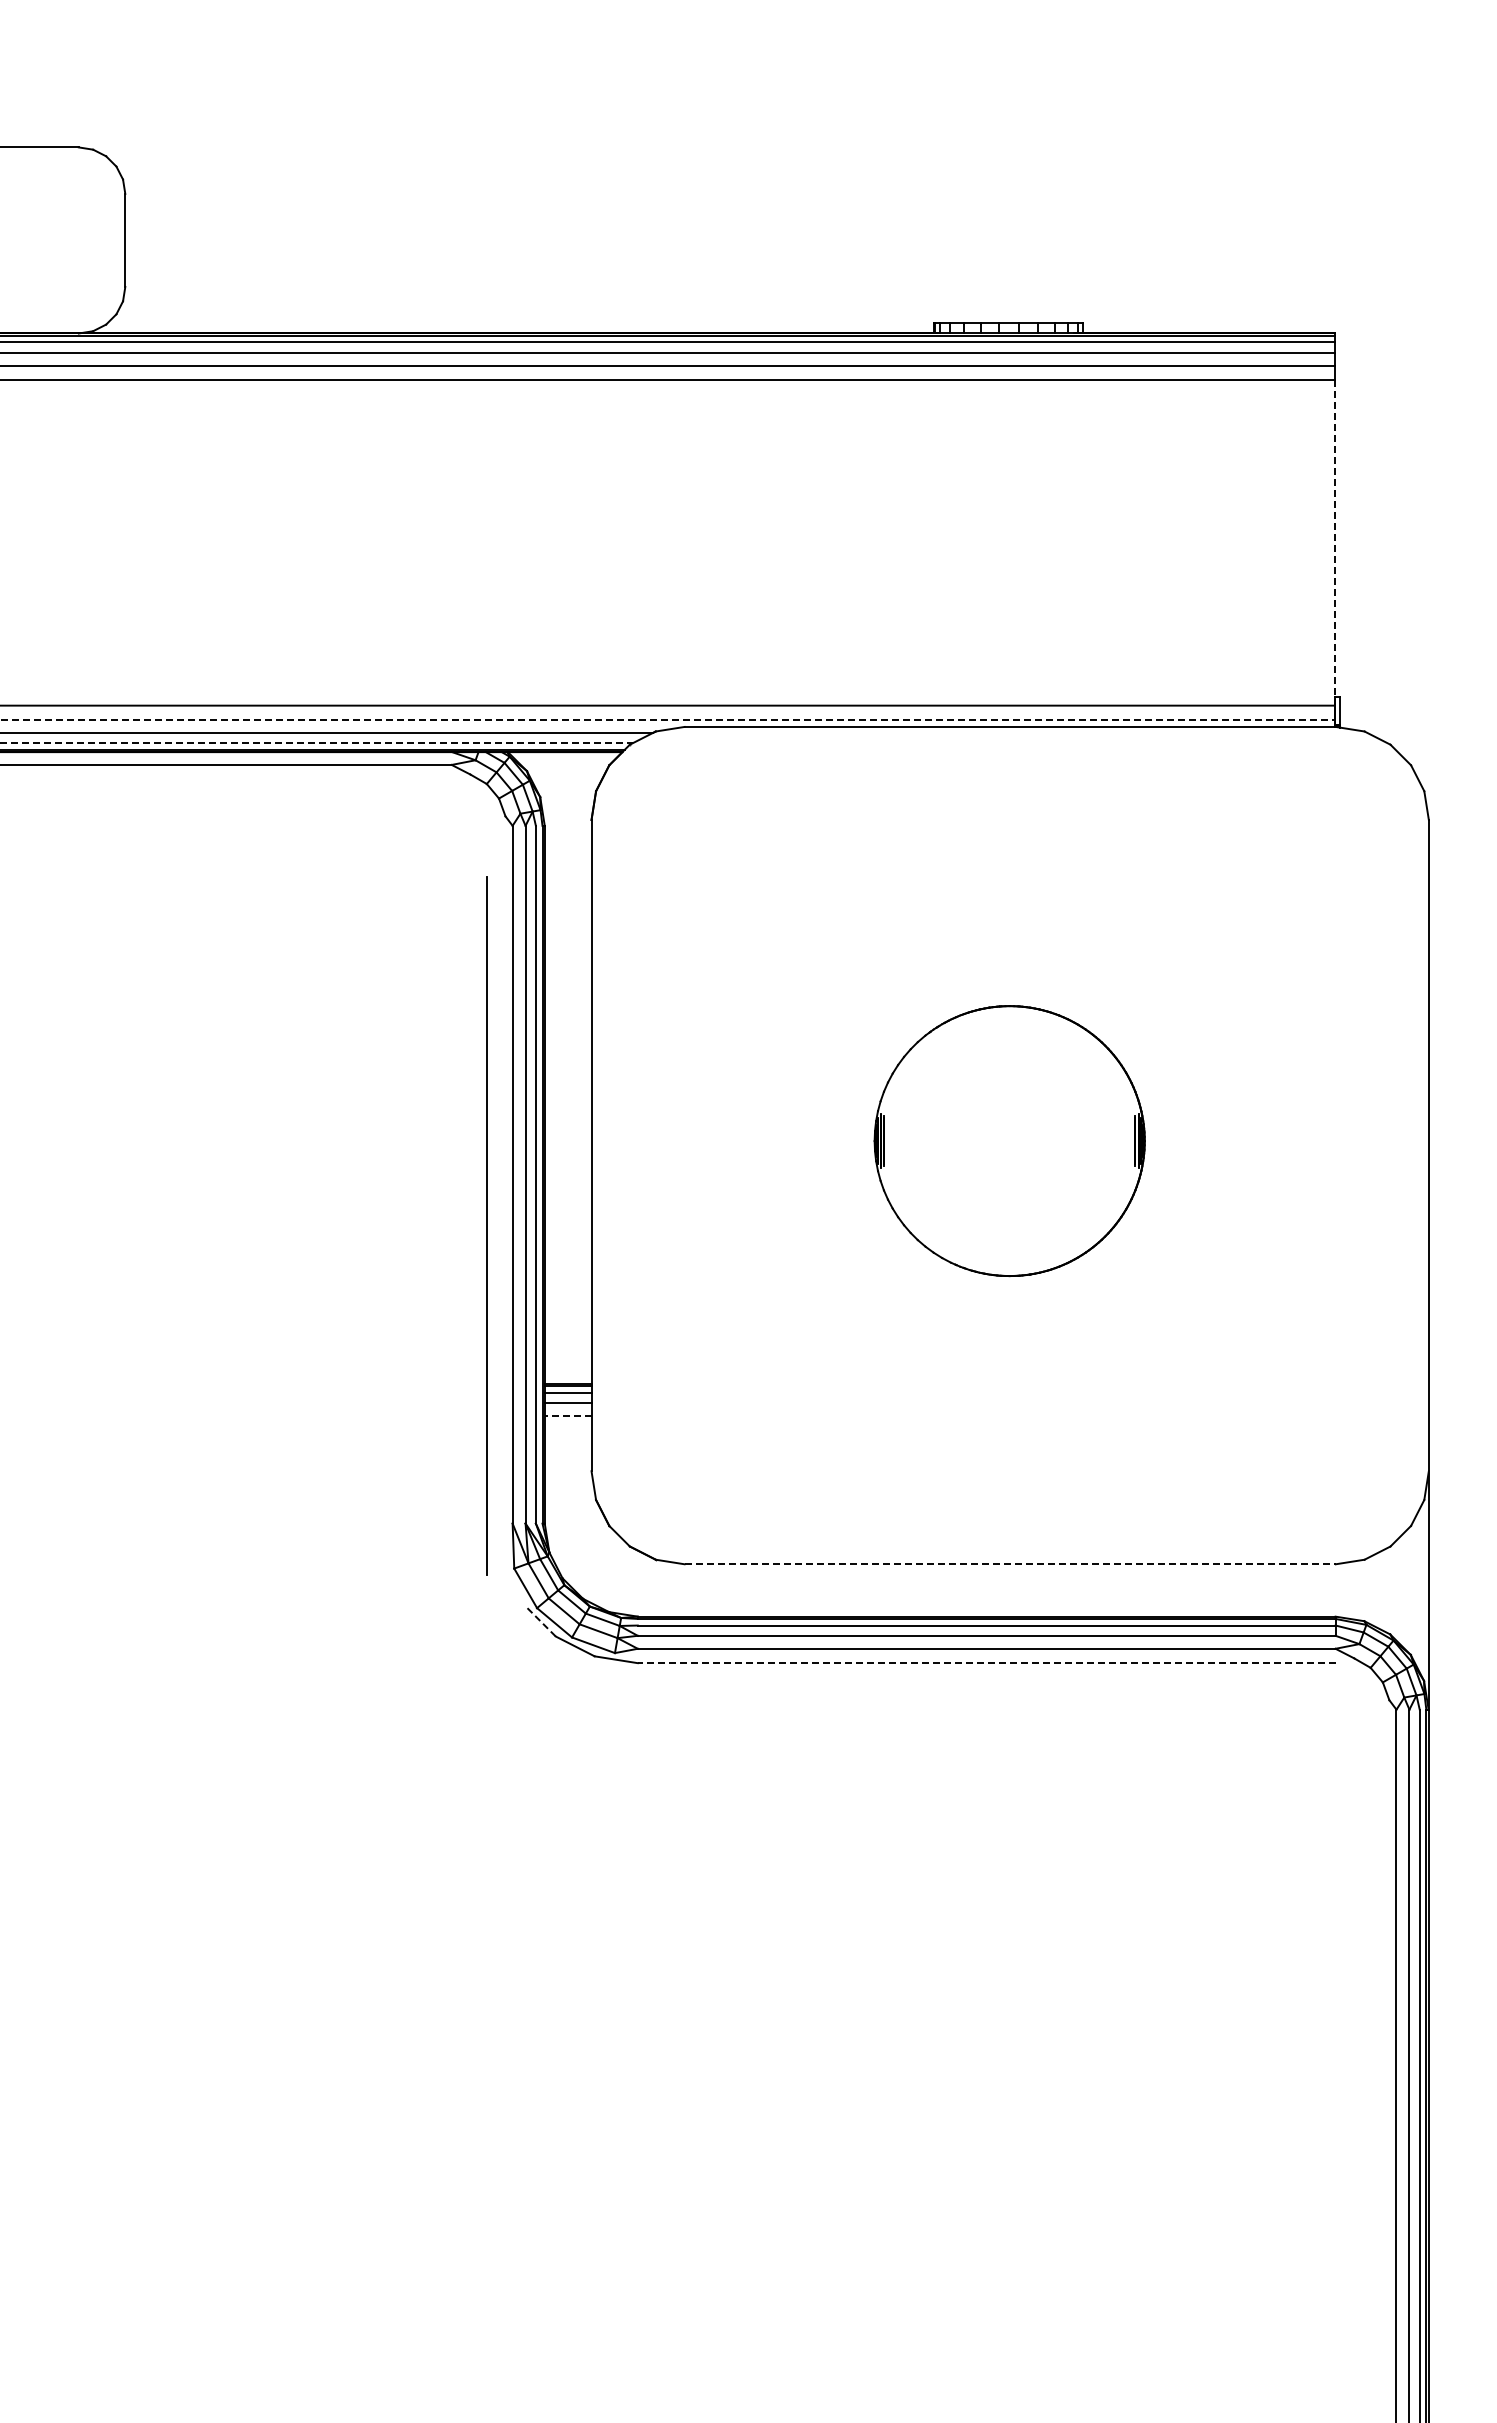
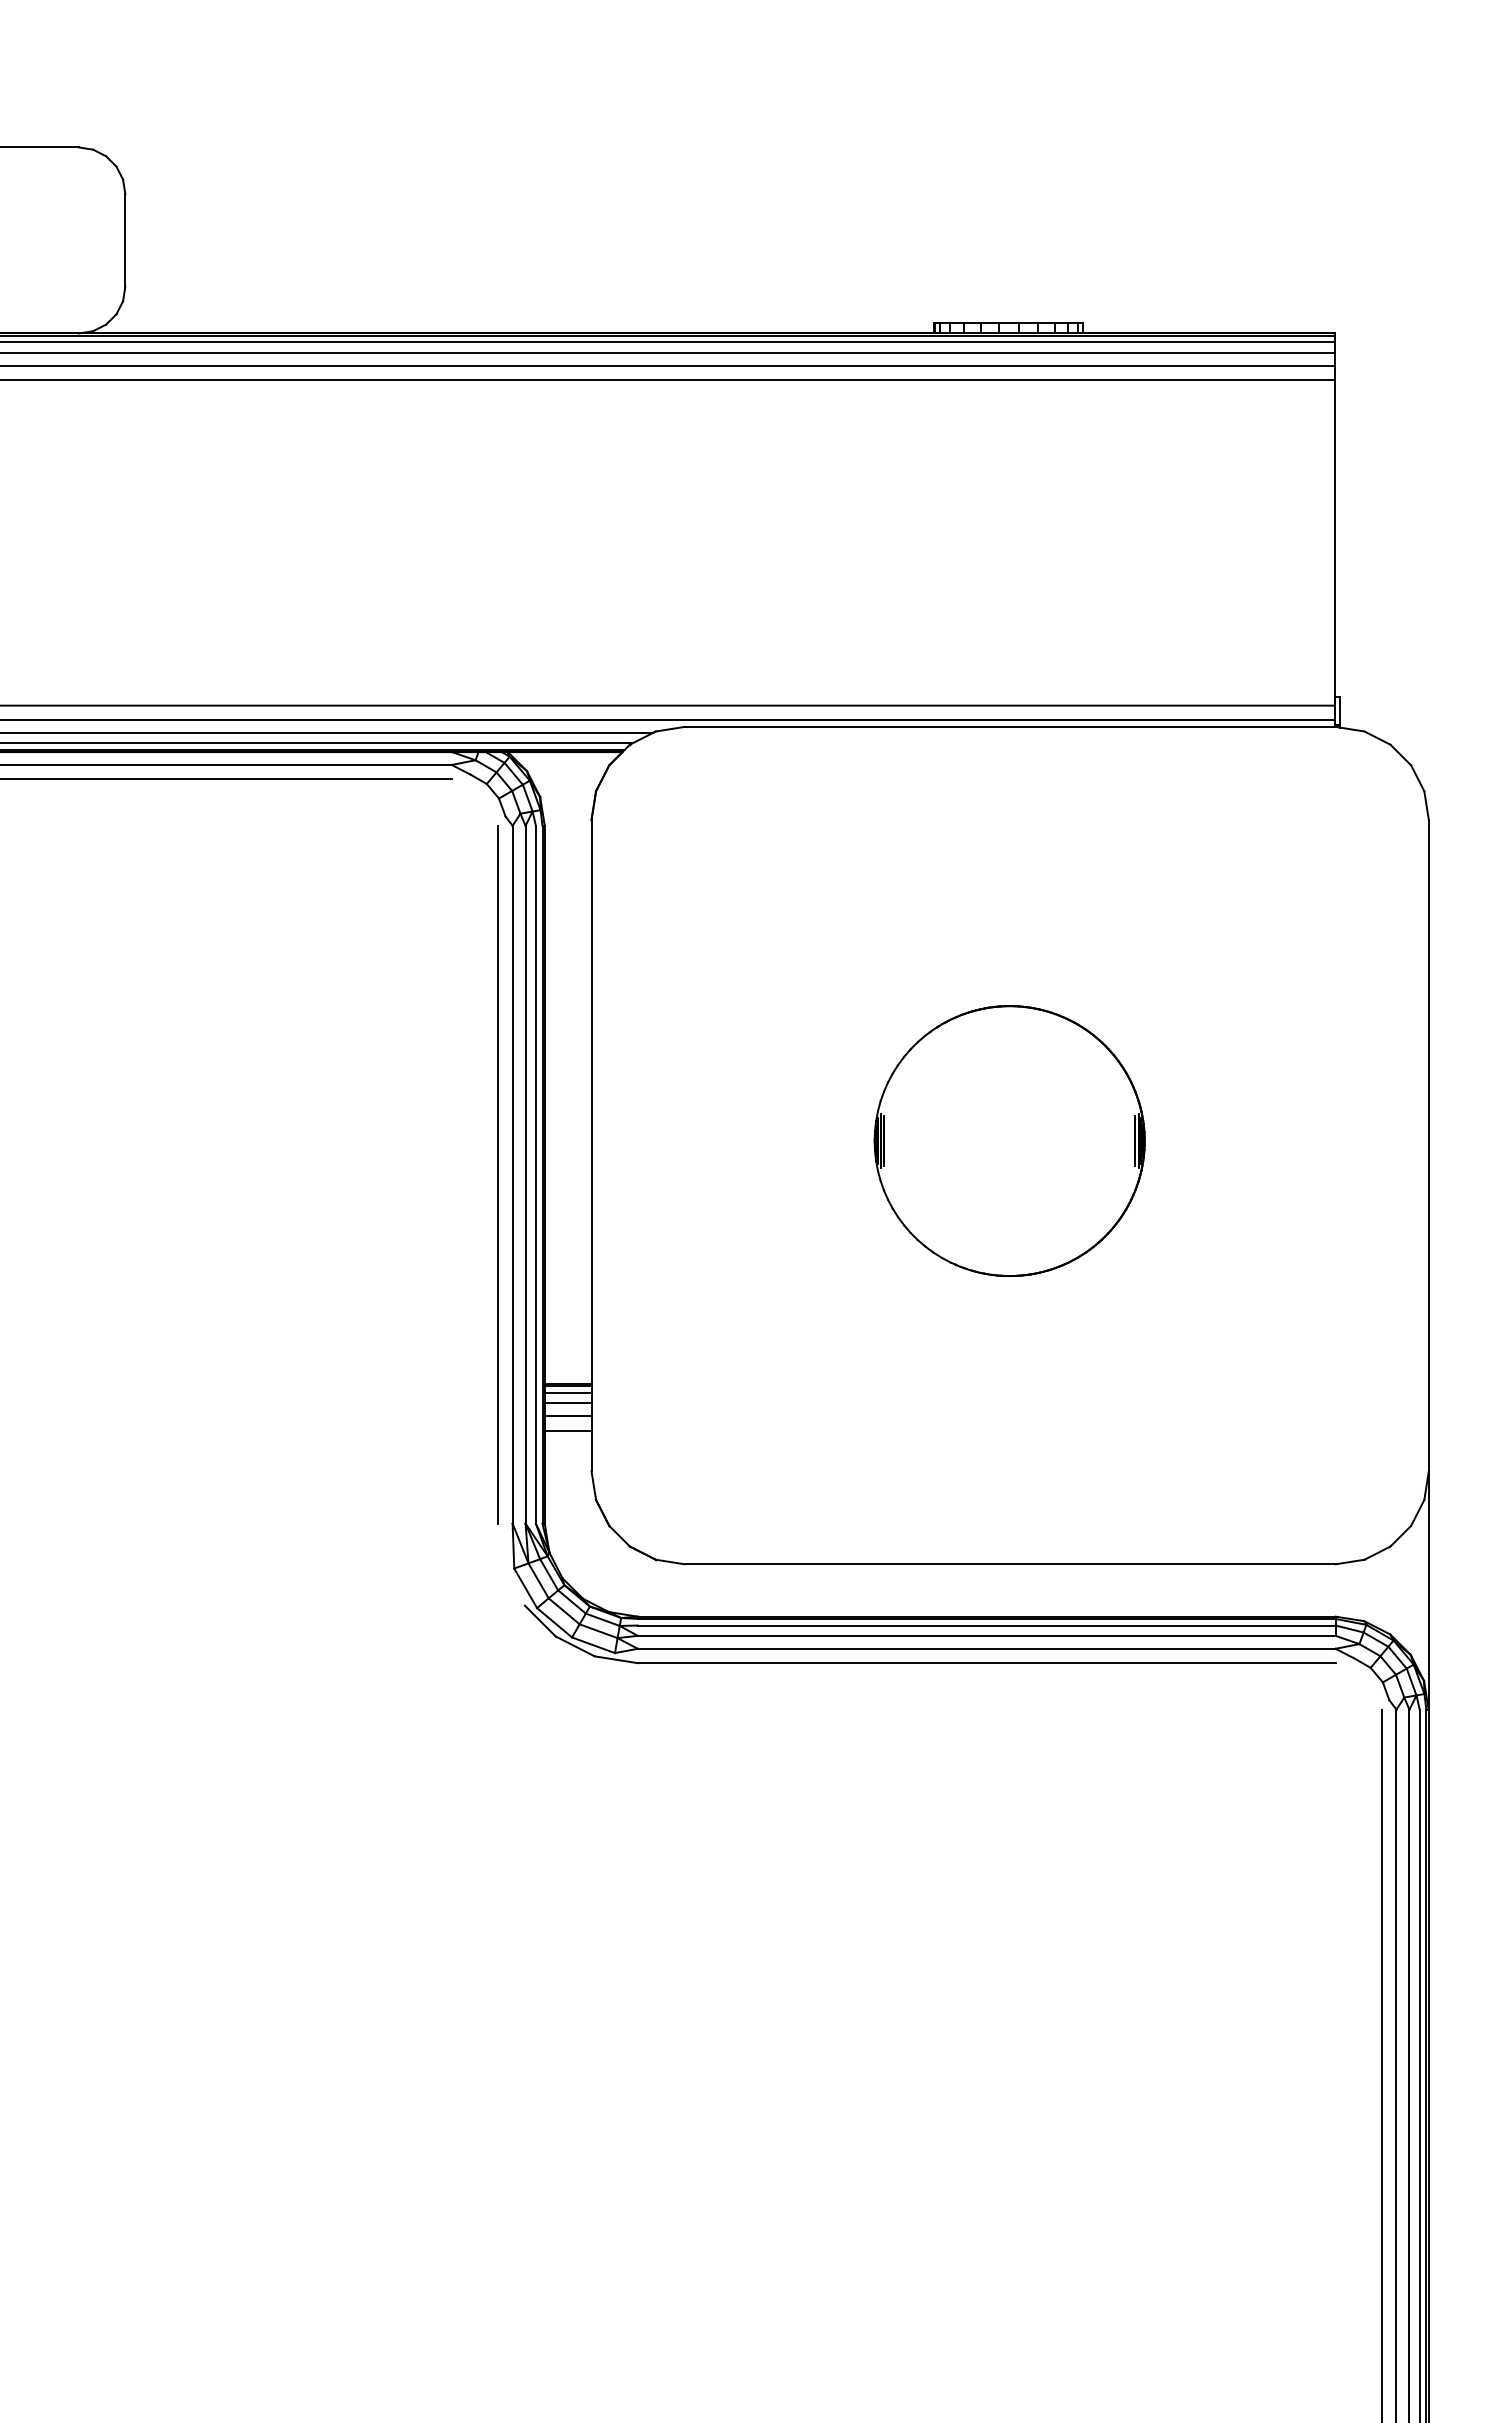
line: dashed -> solid (1334, 542)
line: dashed -> solid (667, 720)
line: dashed -> solid (317, 743)
line: none -> present (226, 779)
line position: (486, 1225) -> (497, 1174) (497, 1174)
line: dashed -> solid (567, 1416)
line: none -> present (567, 1430)
line: dashed -> solid (1010, 1564)
line: dashed -> solid (540, 1621)
line: dashed -> solid (986, 1663)
line: none -> present (1382, 2064)
